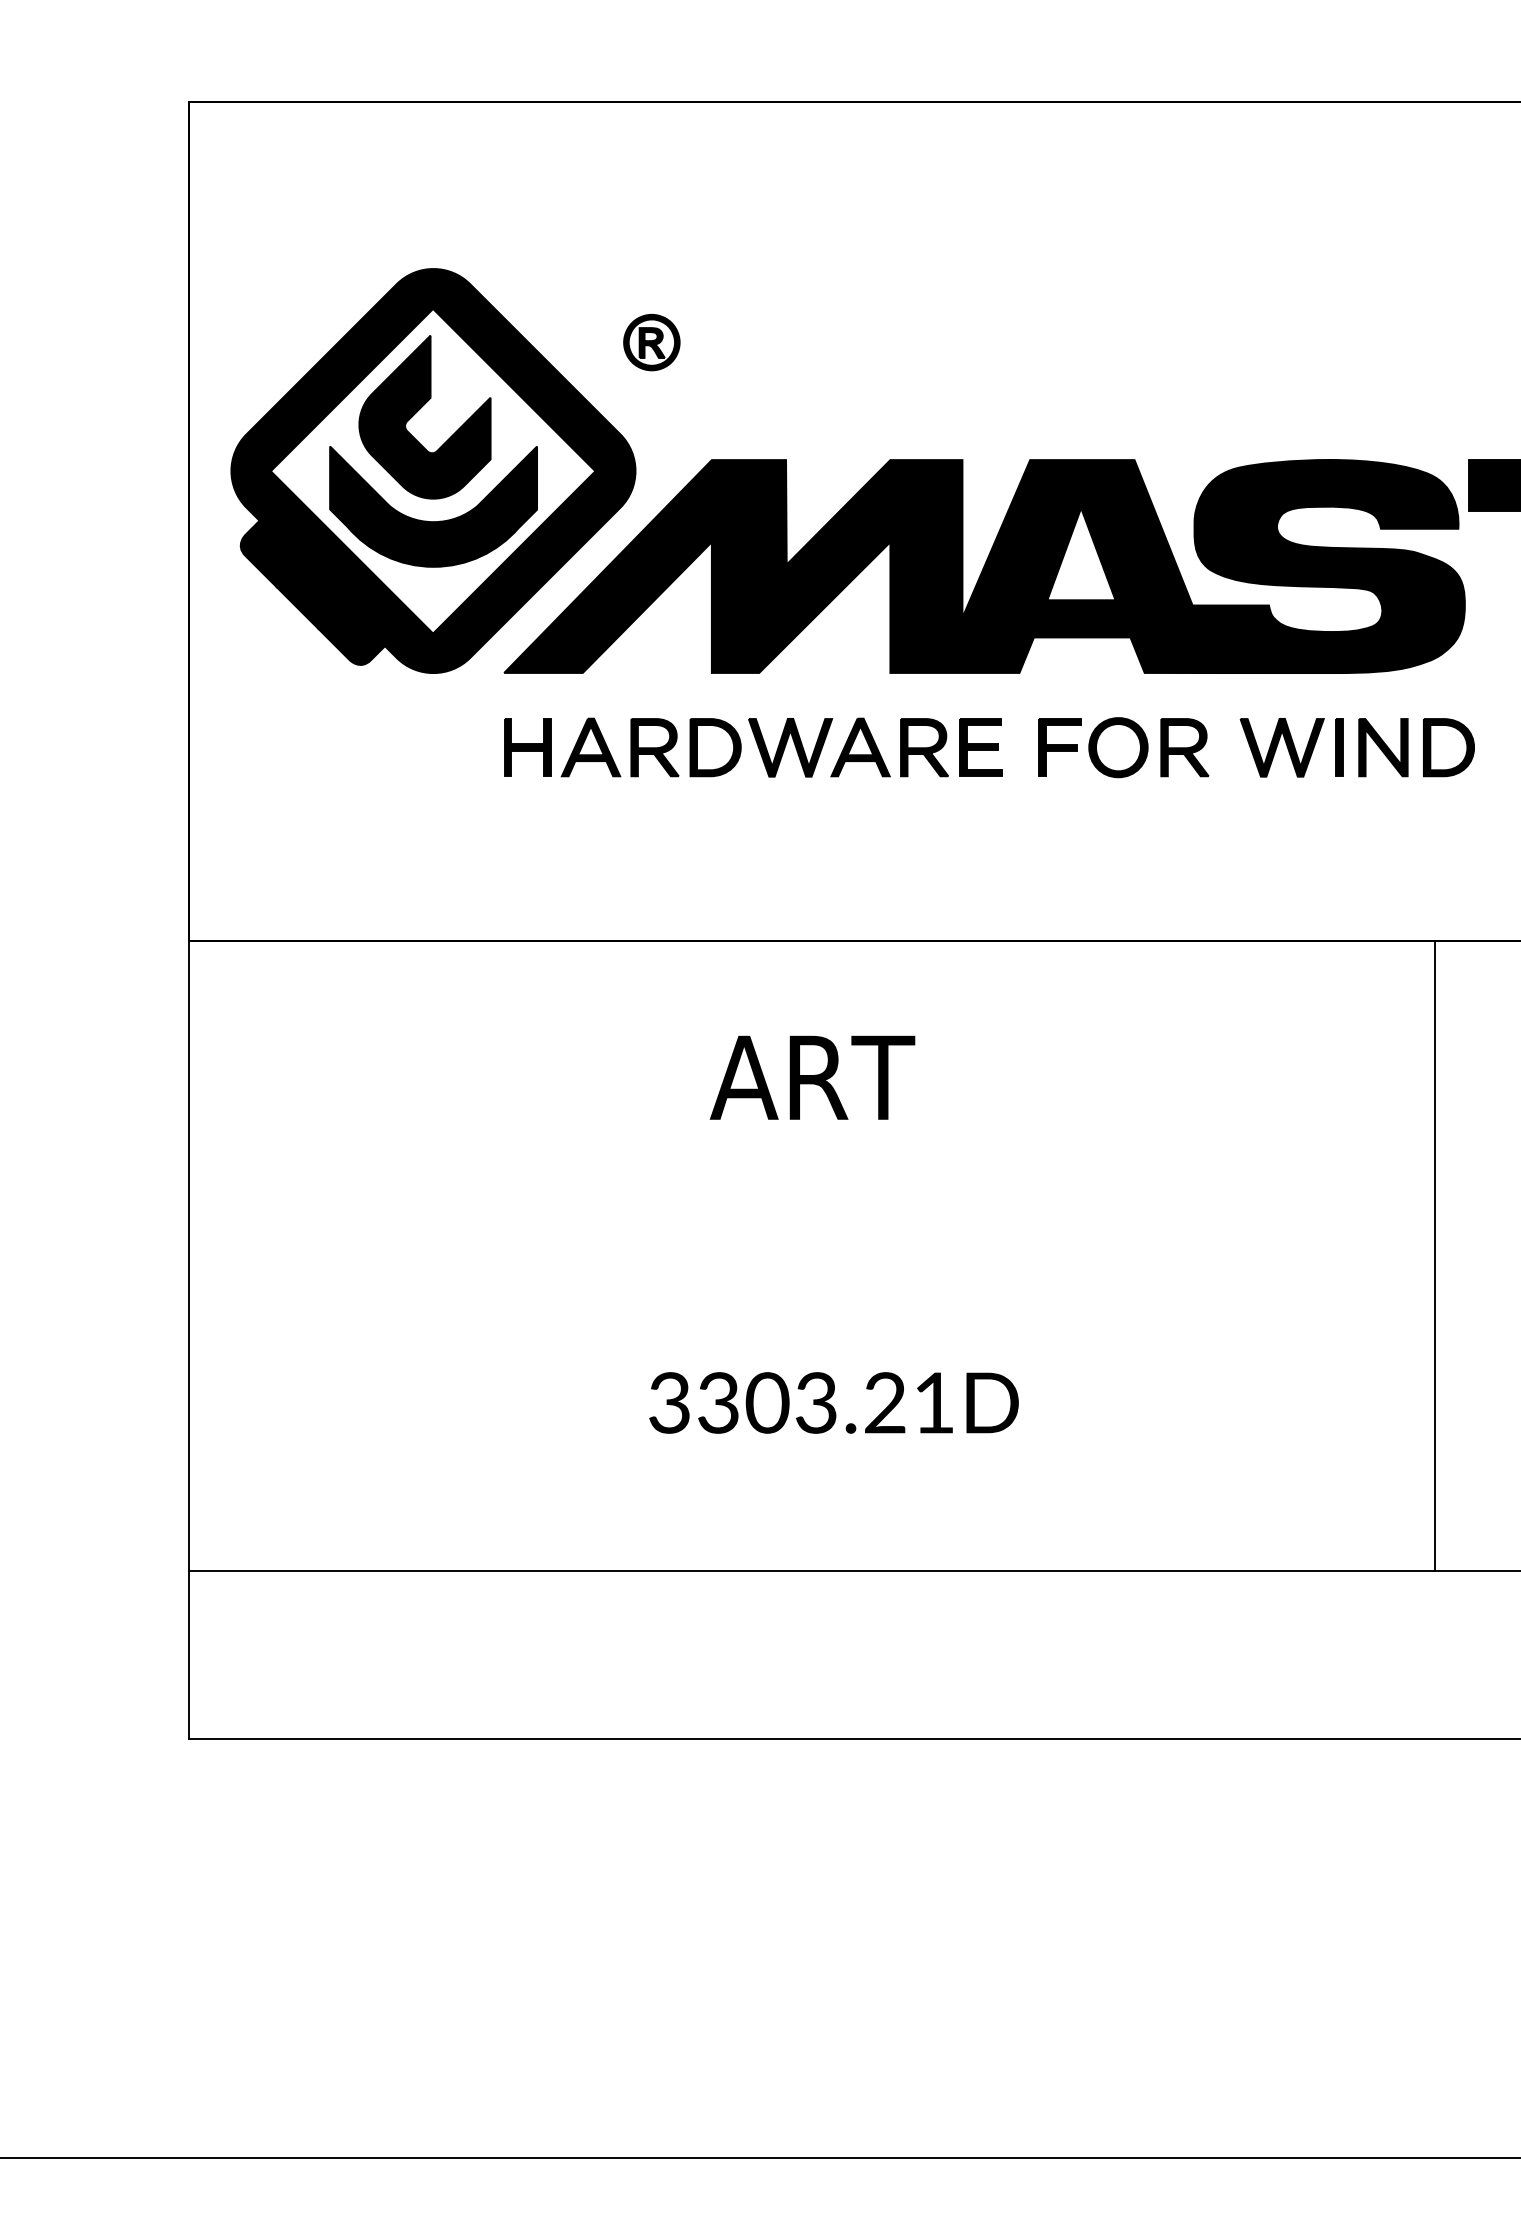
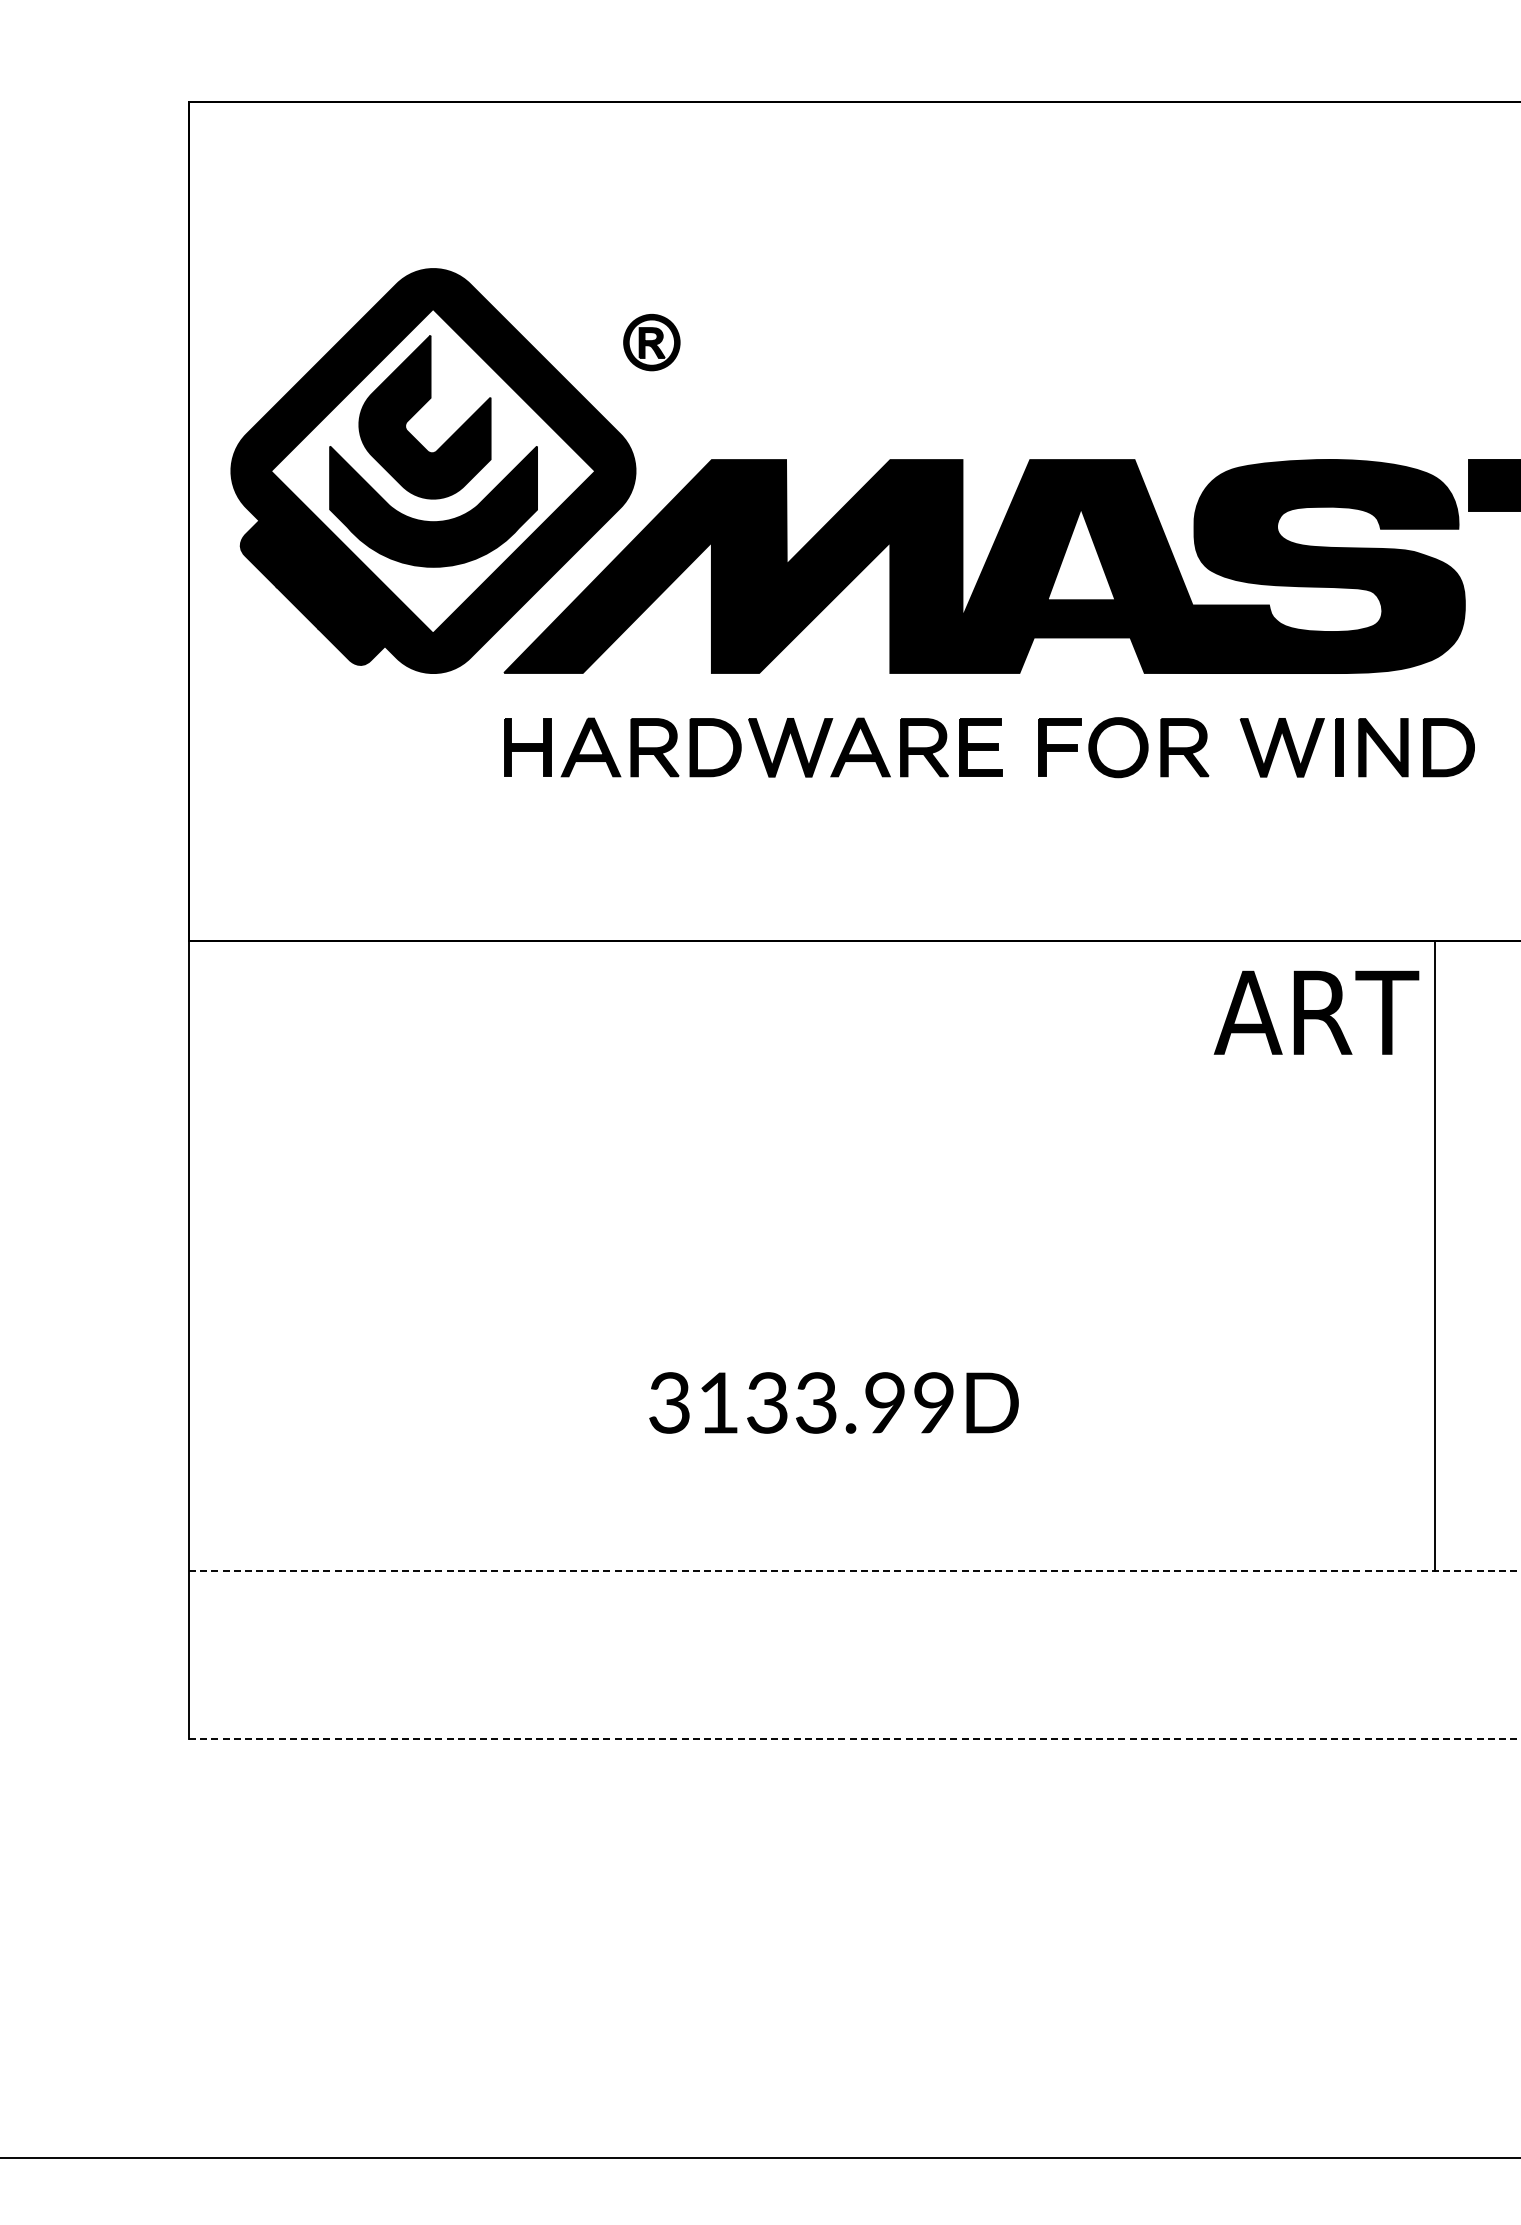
text position: (812, 1077) -> (1316, 1012) (1316, 1012)
text: 3303.21D -> 3133.99D (825, 1402)
line: solid -> dashed (855, 1570)
line: solid -> dashed (855, 1738)
